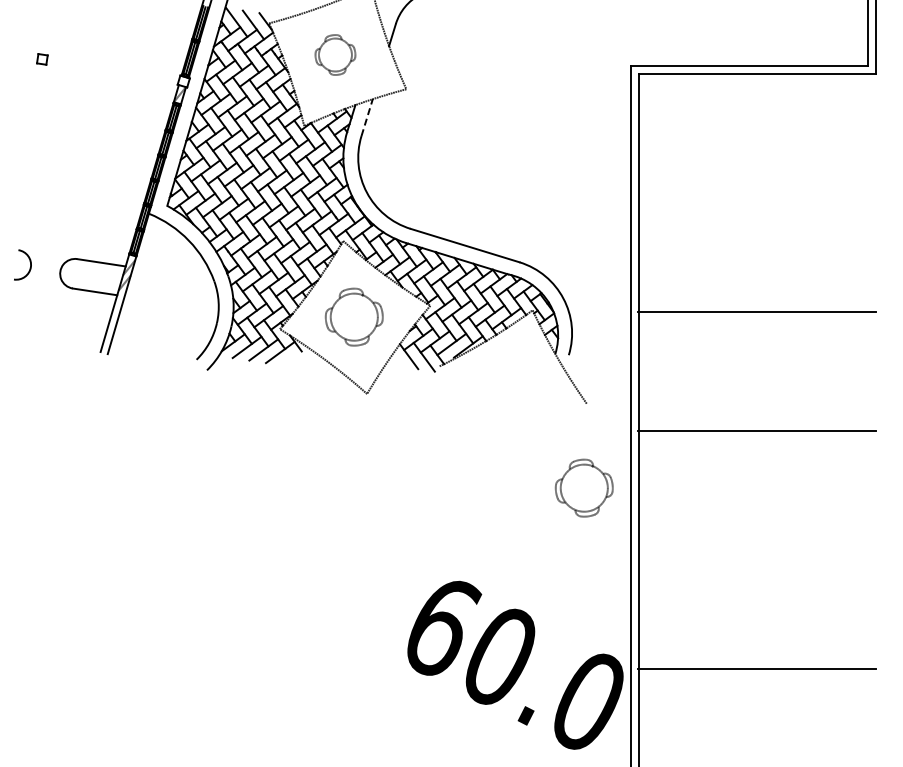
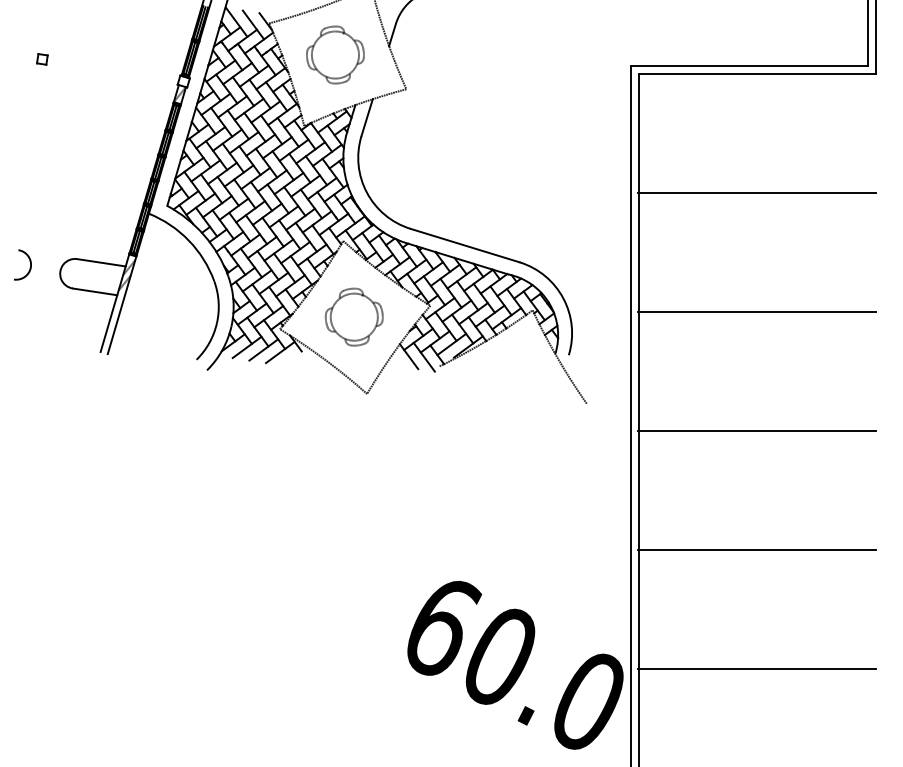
part size: 43x42 px -> 59x60 px (335, 54)
line: dashed -> solid (367, 117)
line: none -> present (756, 192)
part: present -> none (584, 487)
line: none -> present (756, 549)
